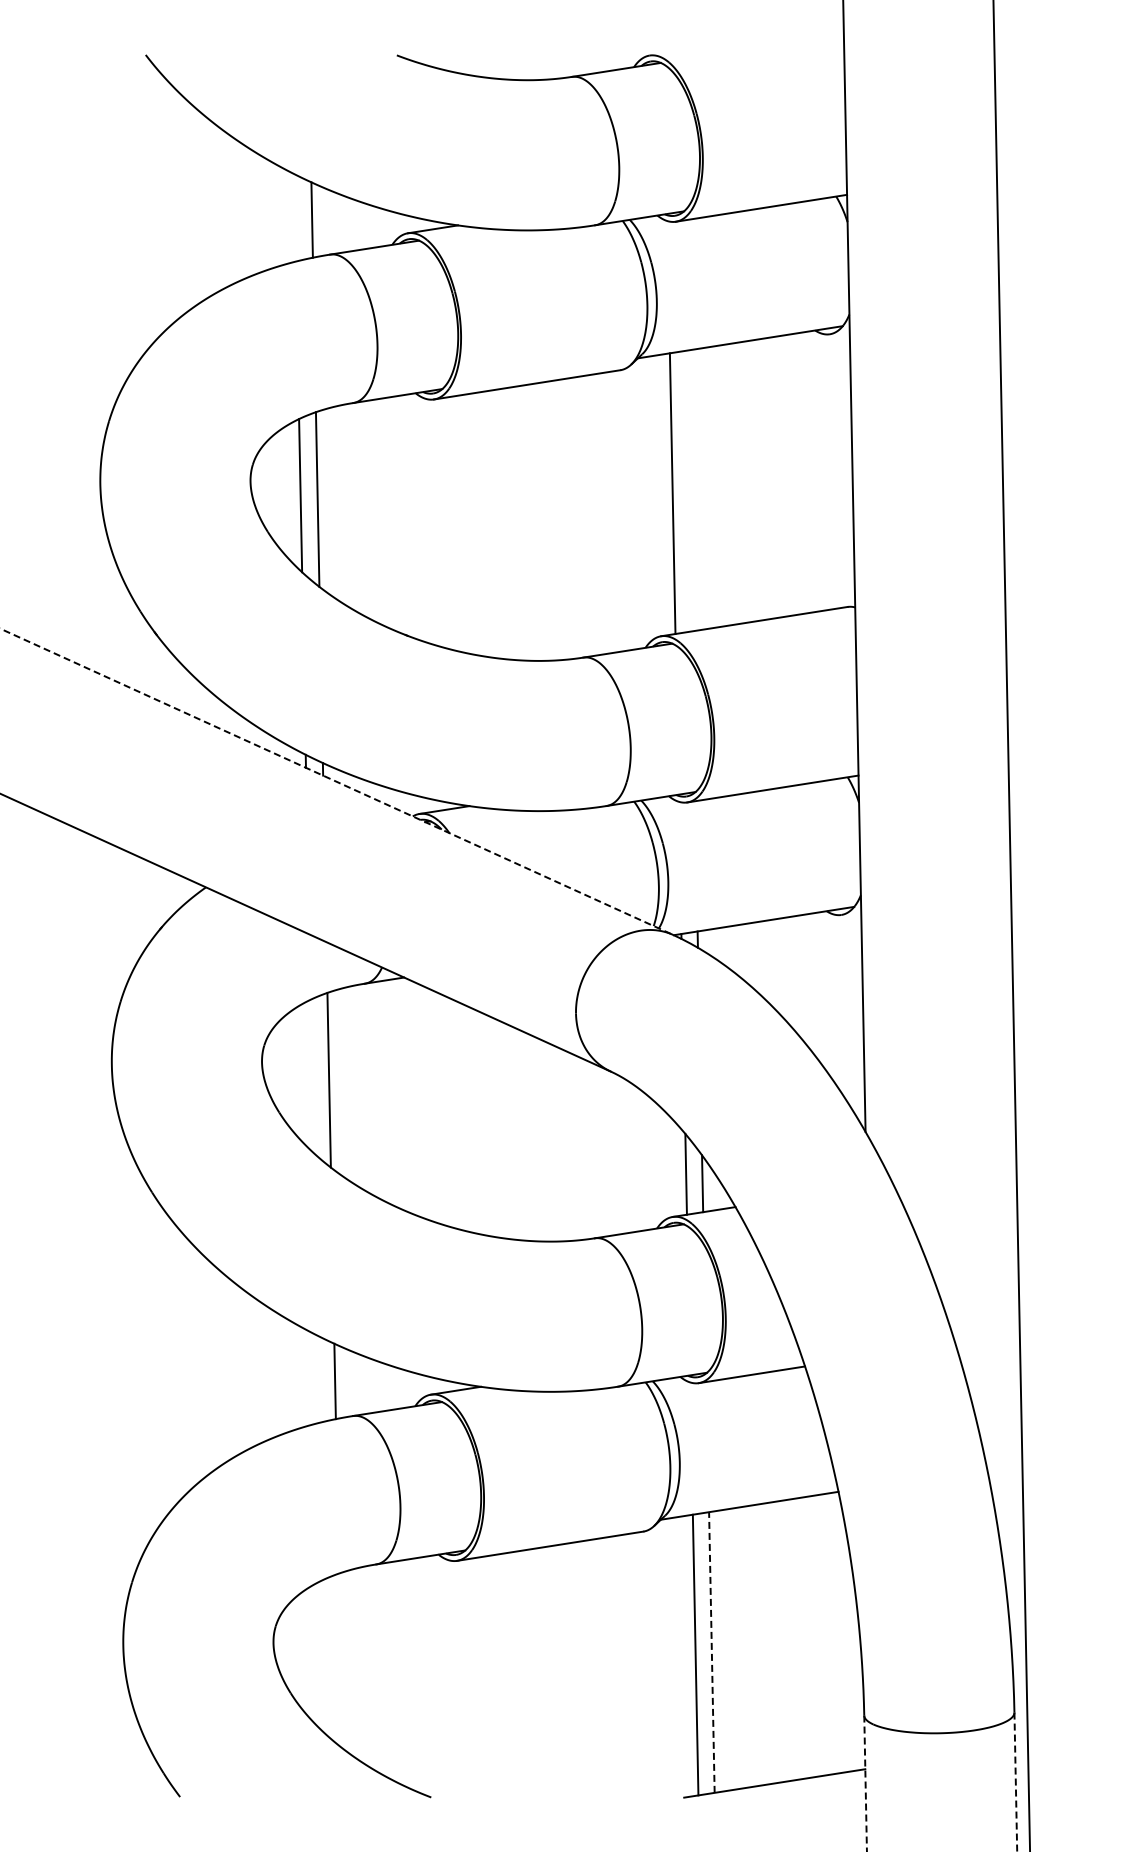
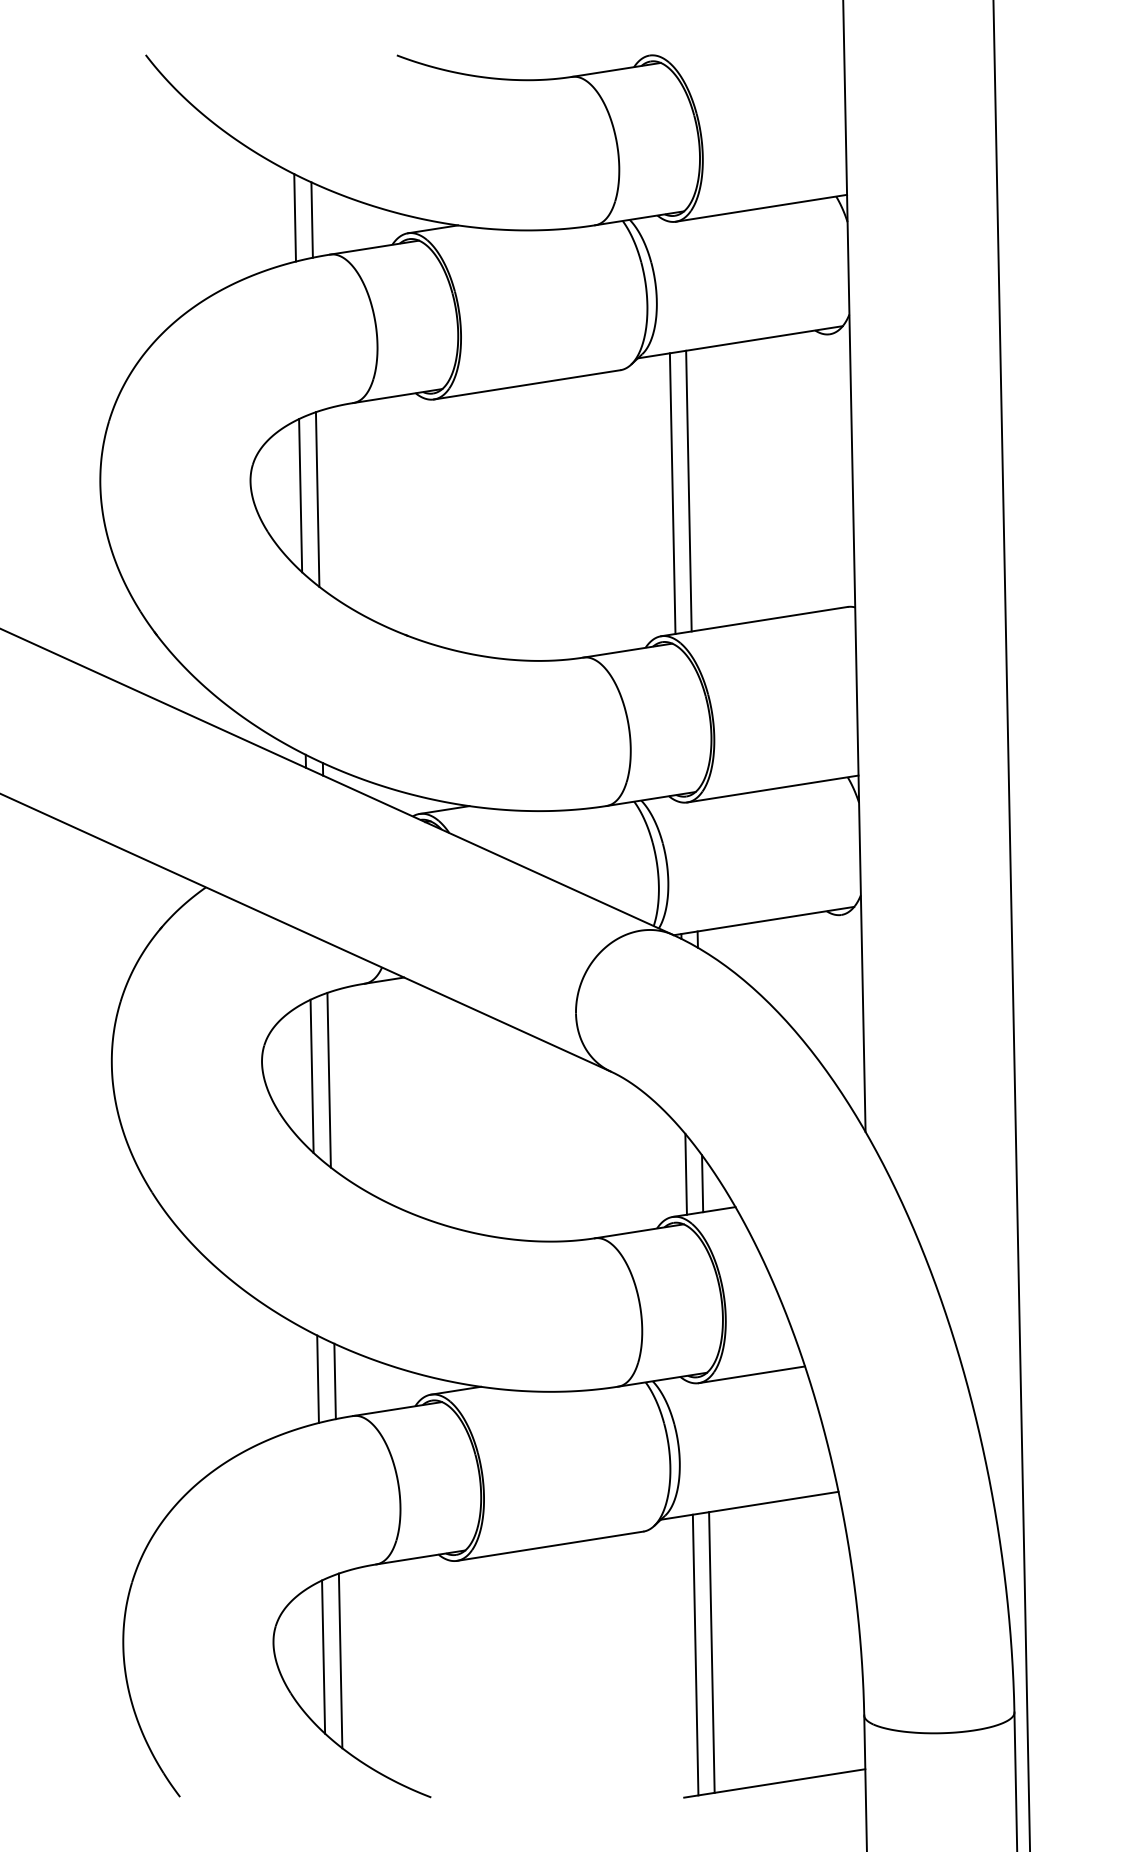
line: none -> present (294, 217)
line: none -> present (688, 490)
line: dashed -> solid (337, 782)
line: none -> present (311, 1075)
line: none -> present (317, 1378)
line: dashed -> solid (711, 1652)
line: none -> present (323, 1656)
line: none -> present (340, 1660)
line: dashed -> solid (1015, 1782)
line: dashed -> solid (865, 1783)
